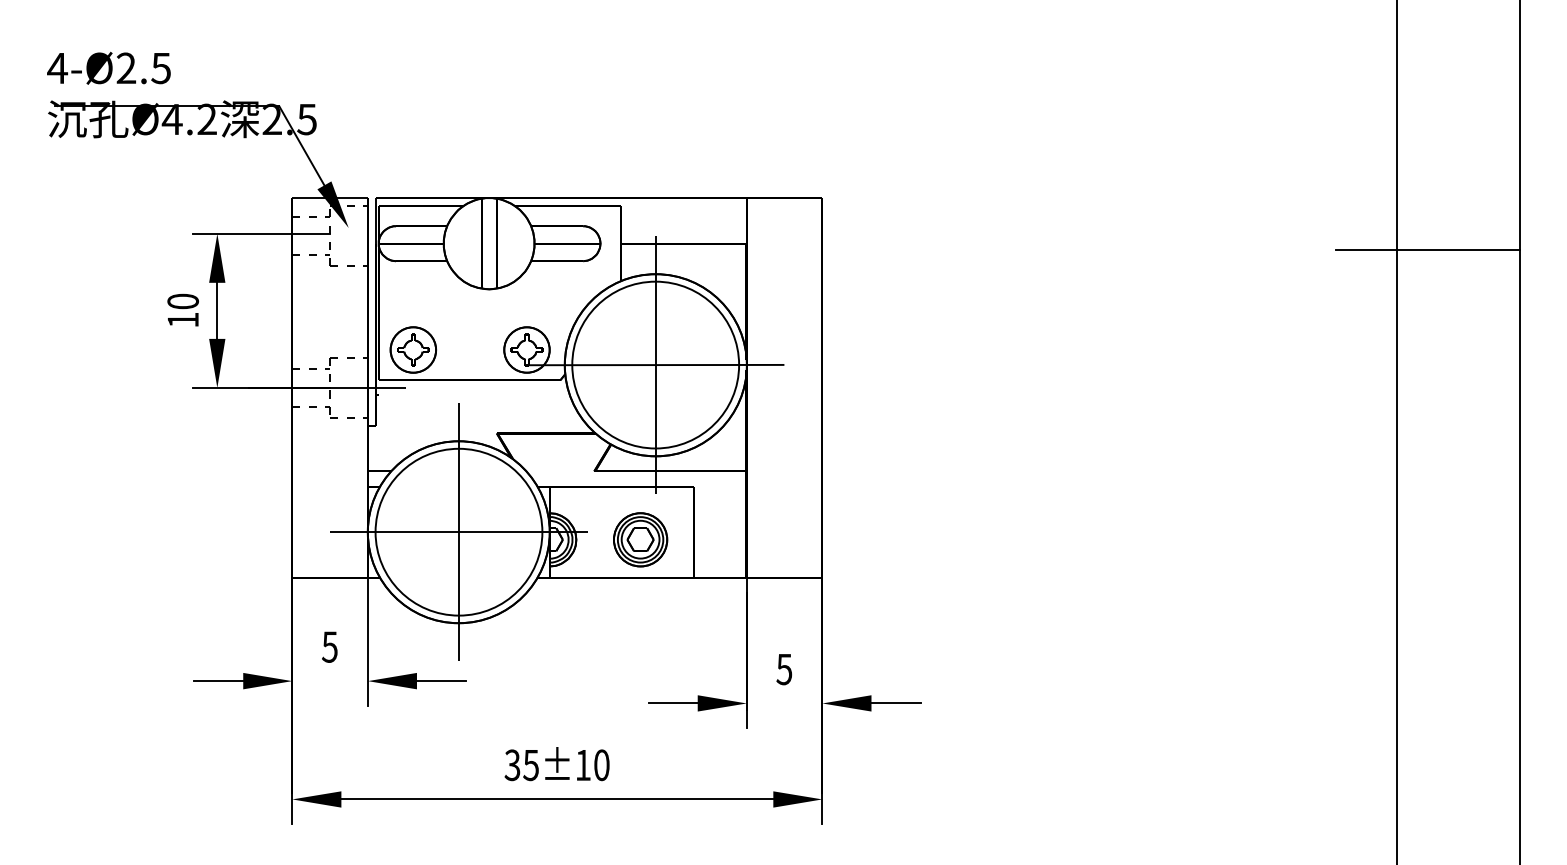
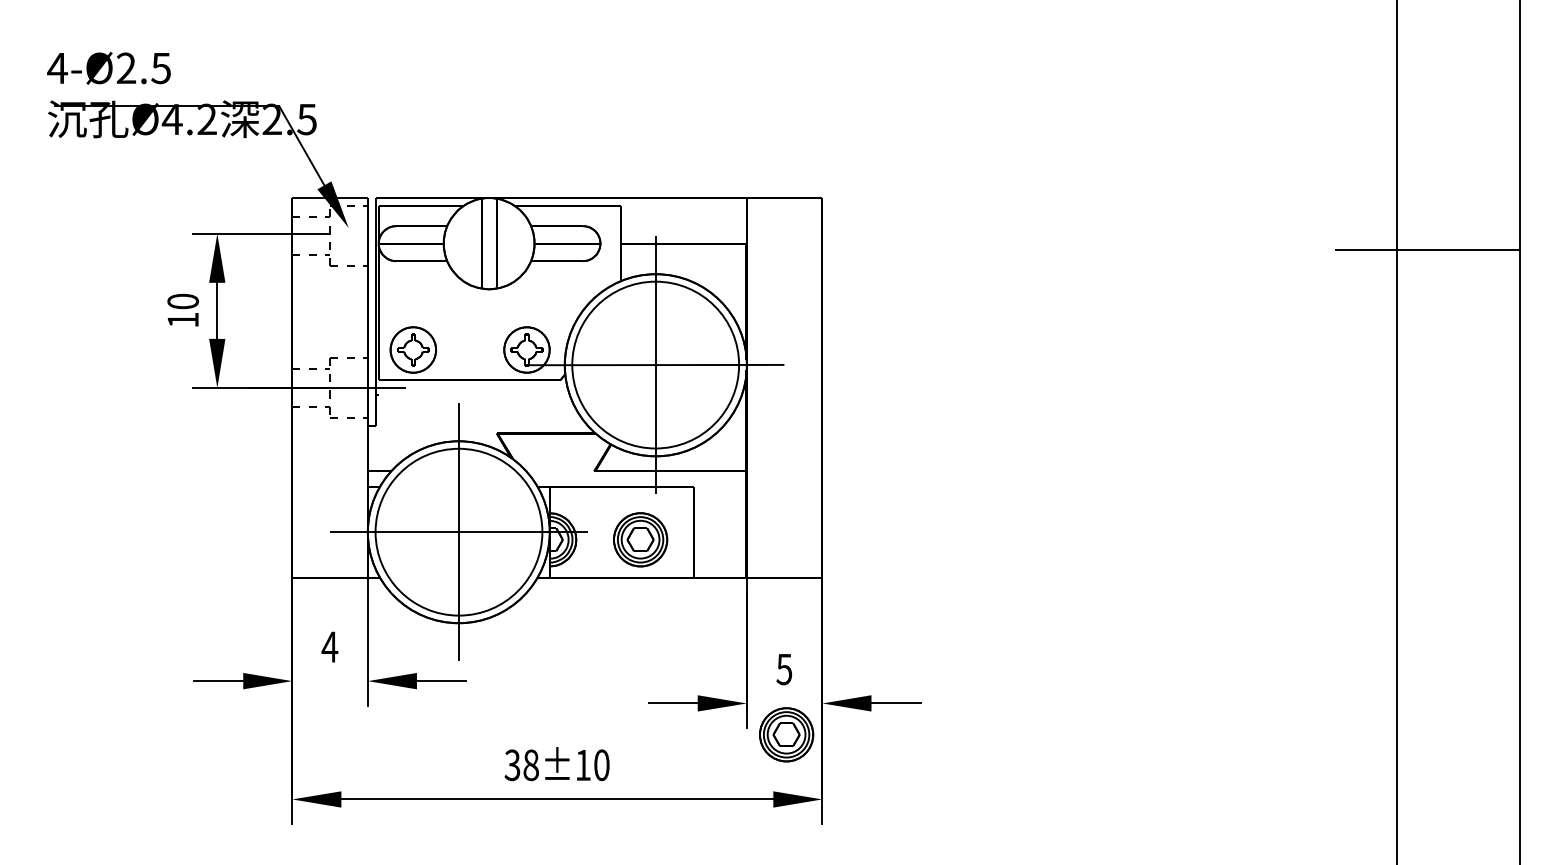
text: 5 -> 4 (329, 646)
part: none -> present (786, 734)
text: 35±10 -> 38±10 (530, 764)
